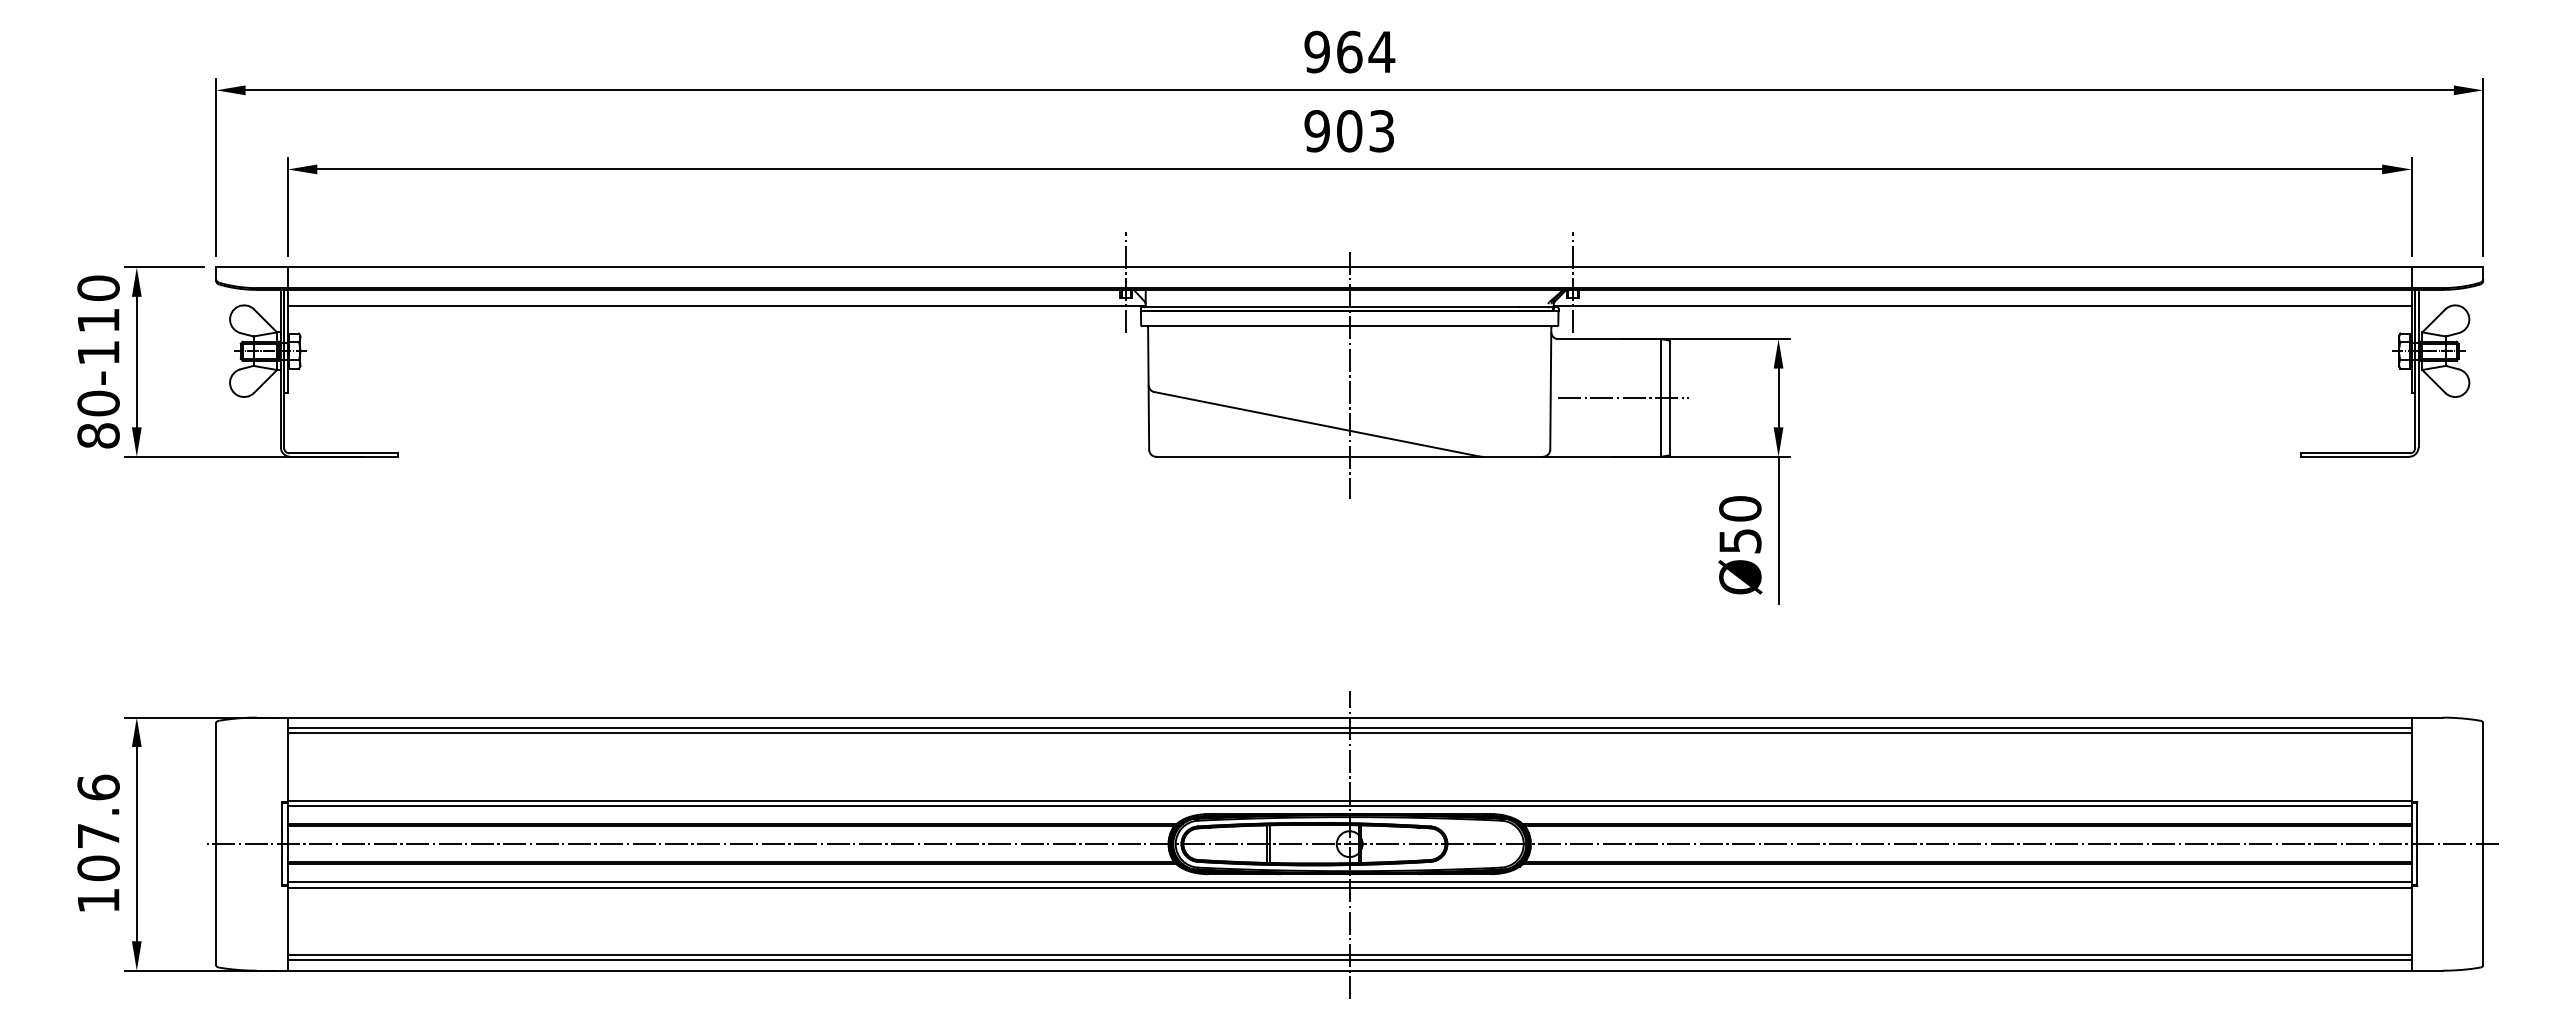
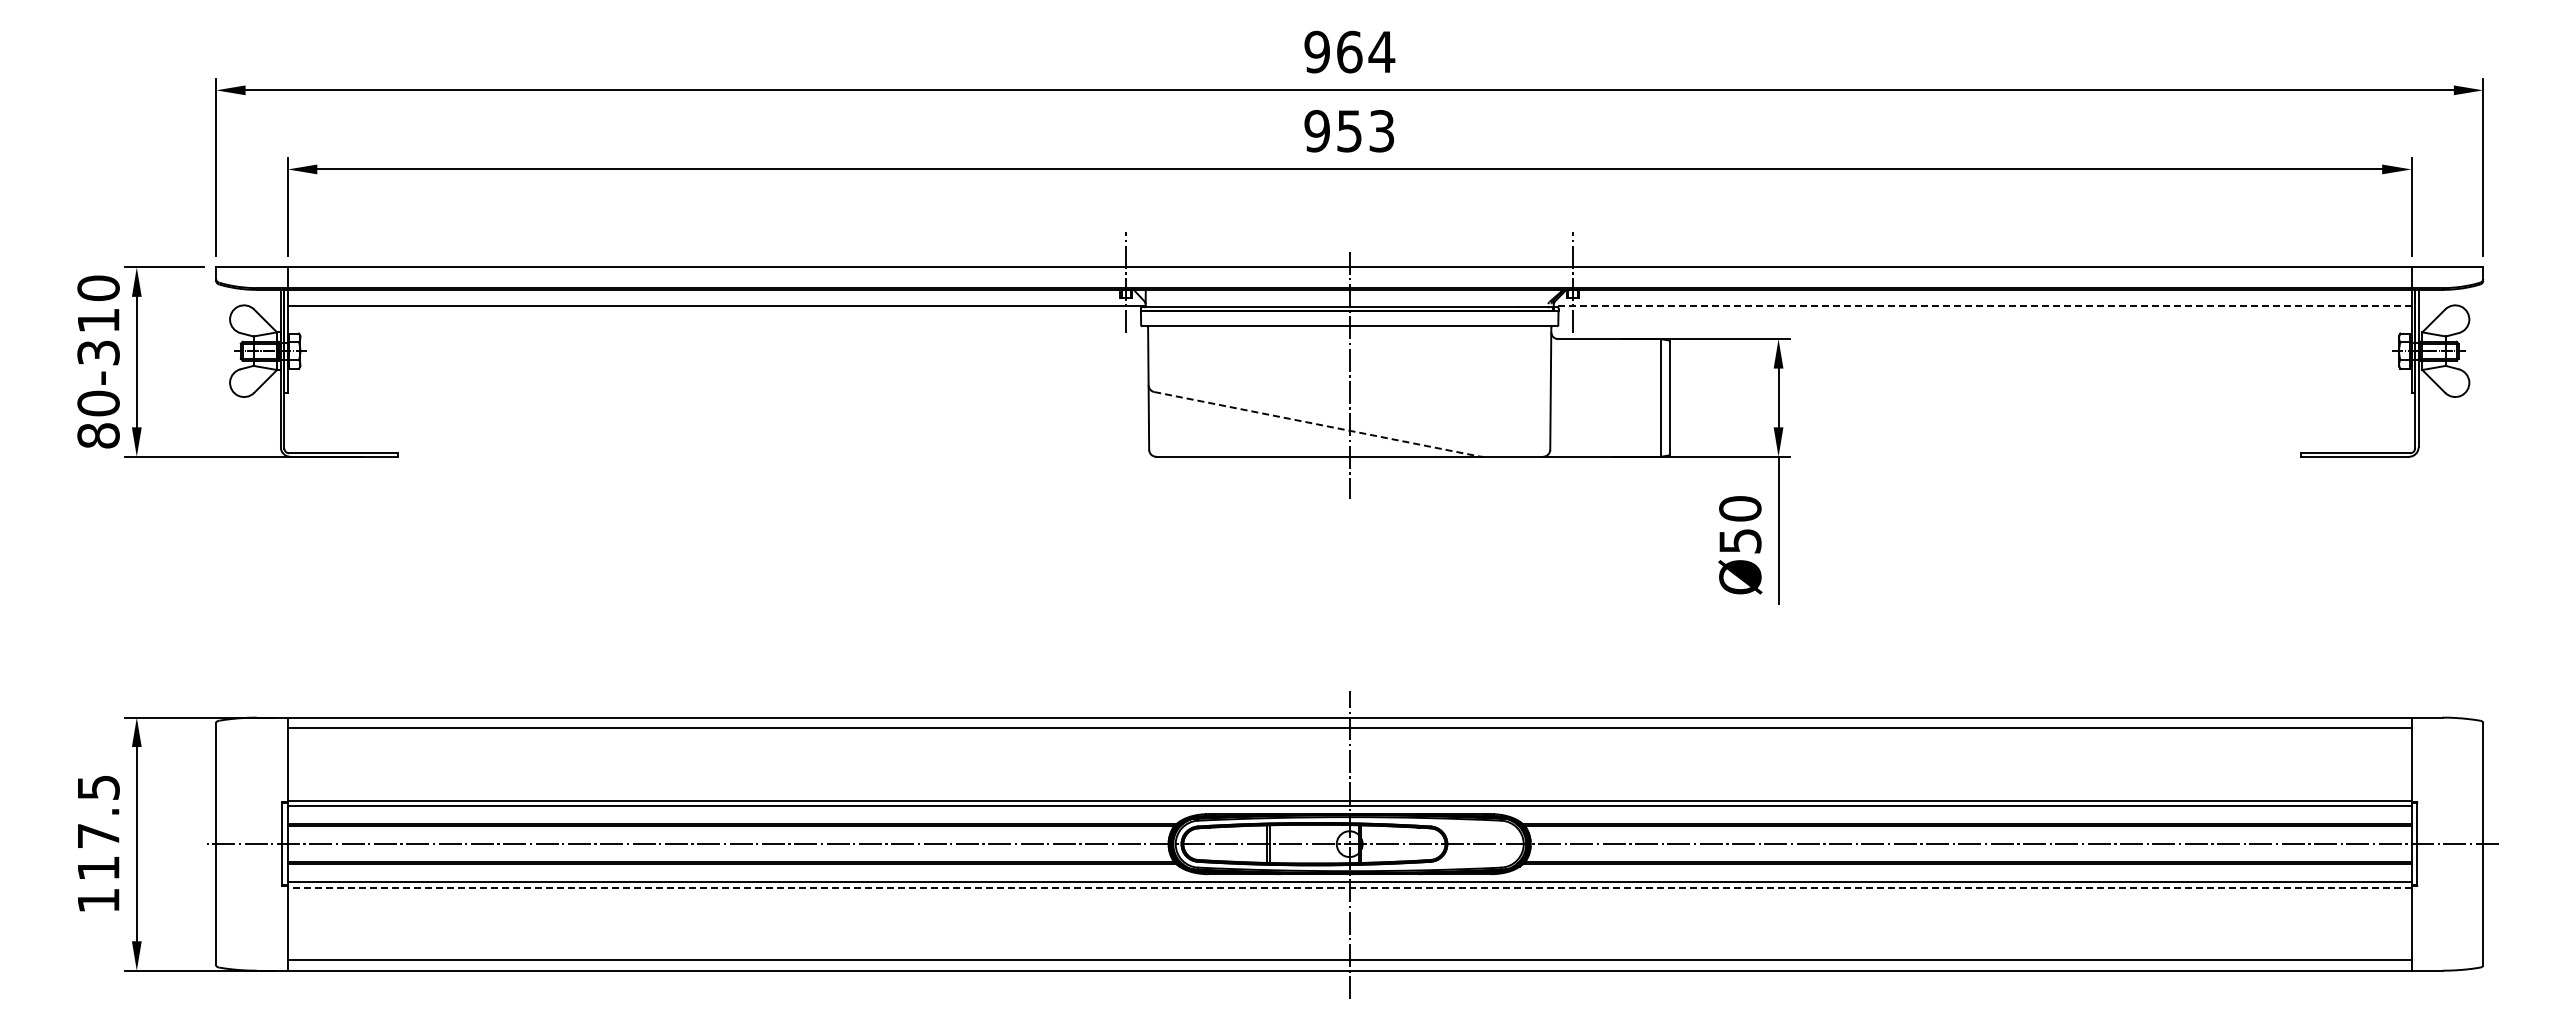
text: 903 -> 953 (1349, 131)
line: solid -> dashed (1982, 306)
text: 80-110 -> 80-310 (98, 352)
line: present -> none (1623, 397)
line: solid -> dashed (1316, 424)
line: present -> none (1349, 732)
text: 107.6 -> 117.5 (98, 827)
line: solid -> dashed (1349, 887)
line: present -> none (1349, 955)
